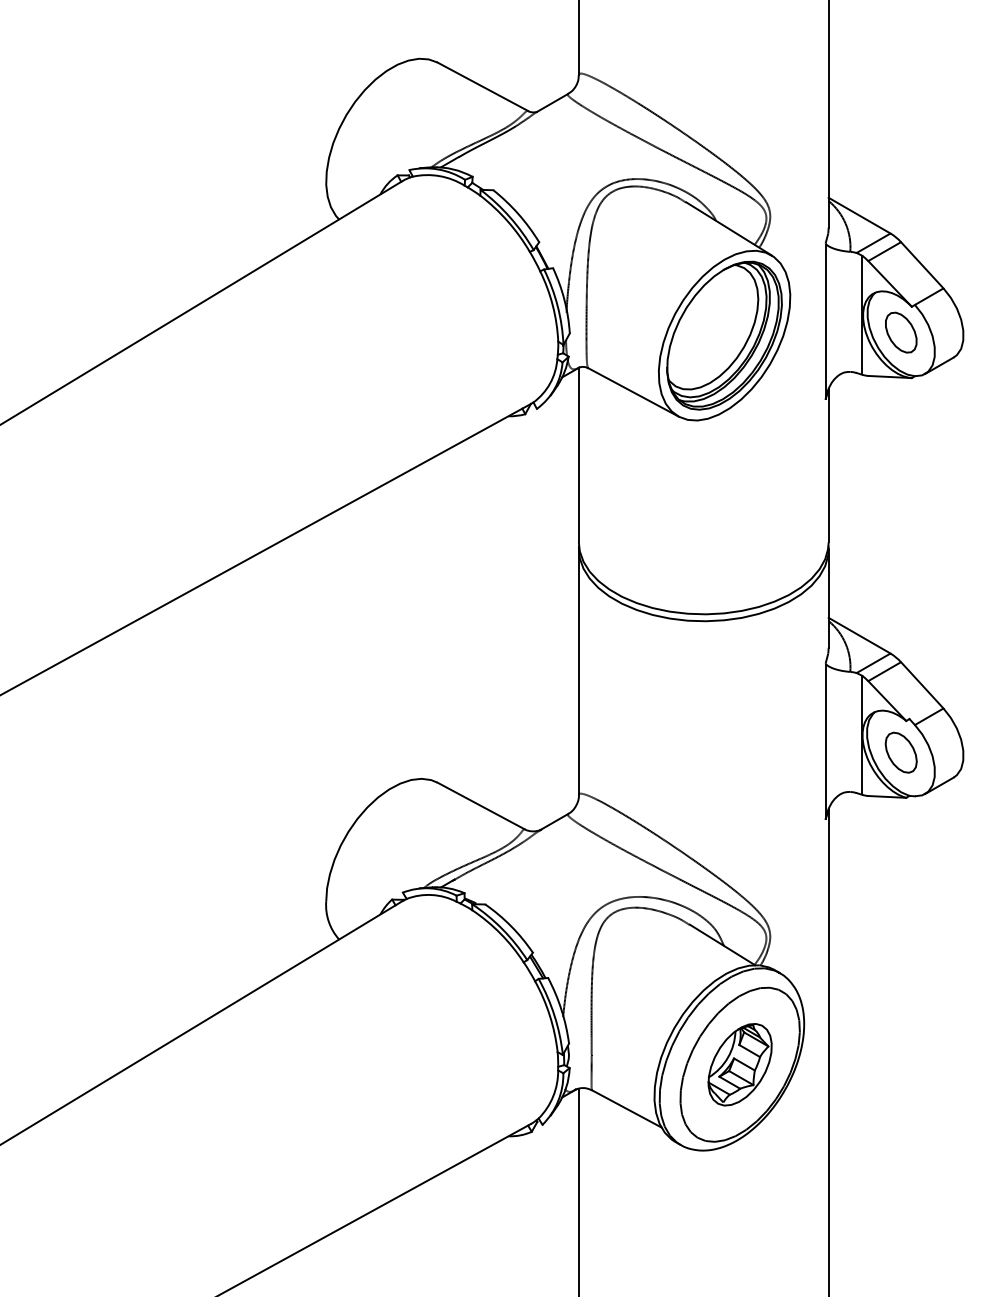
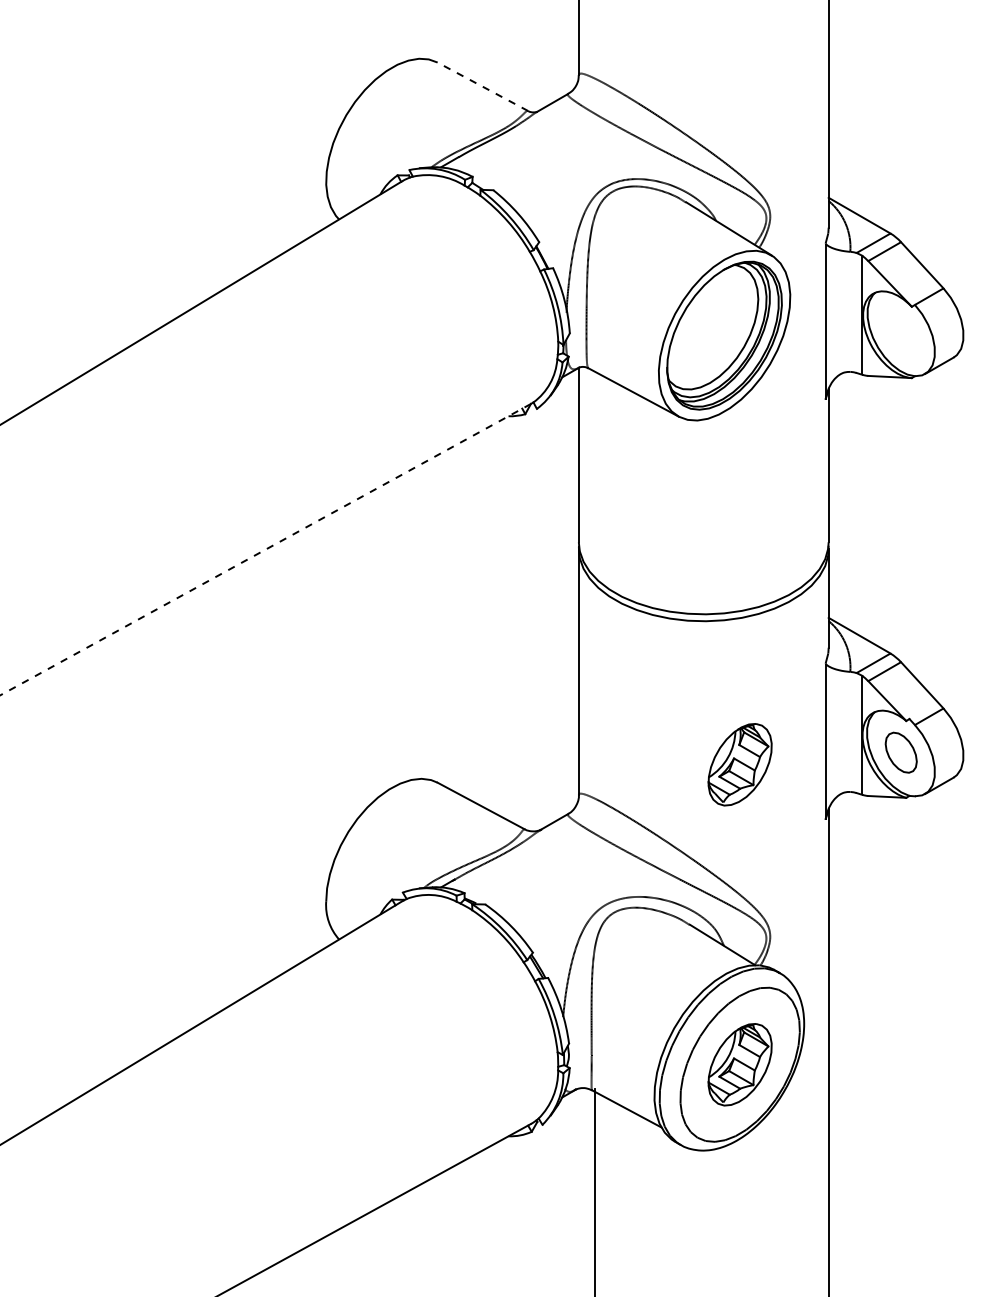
line: solid -> dashed (482, 86)
part: present -> none (901, 332)
line: solid -> dashed (265, 549)
part: none -> present (739, 764)
line position: (578, 1190) -> (594, 1190) (594, 1190)
